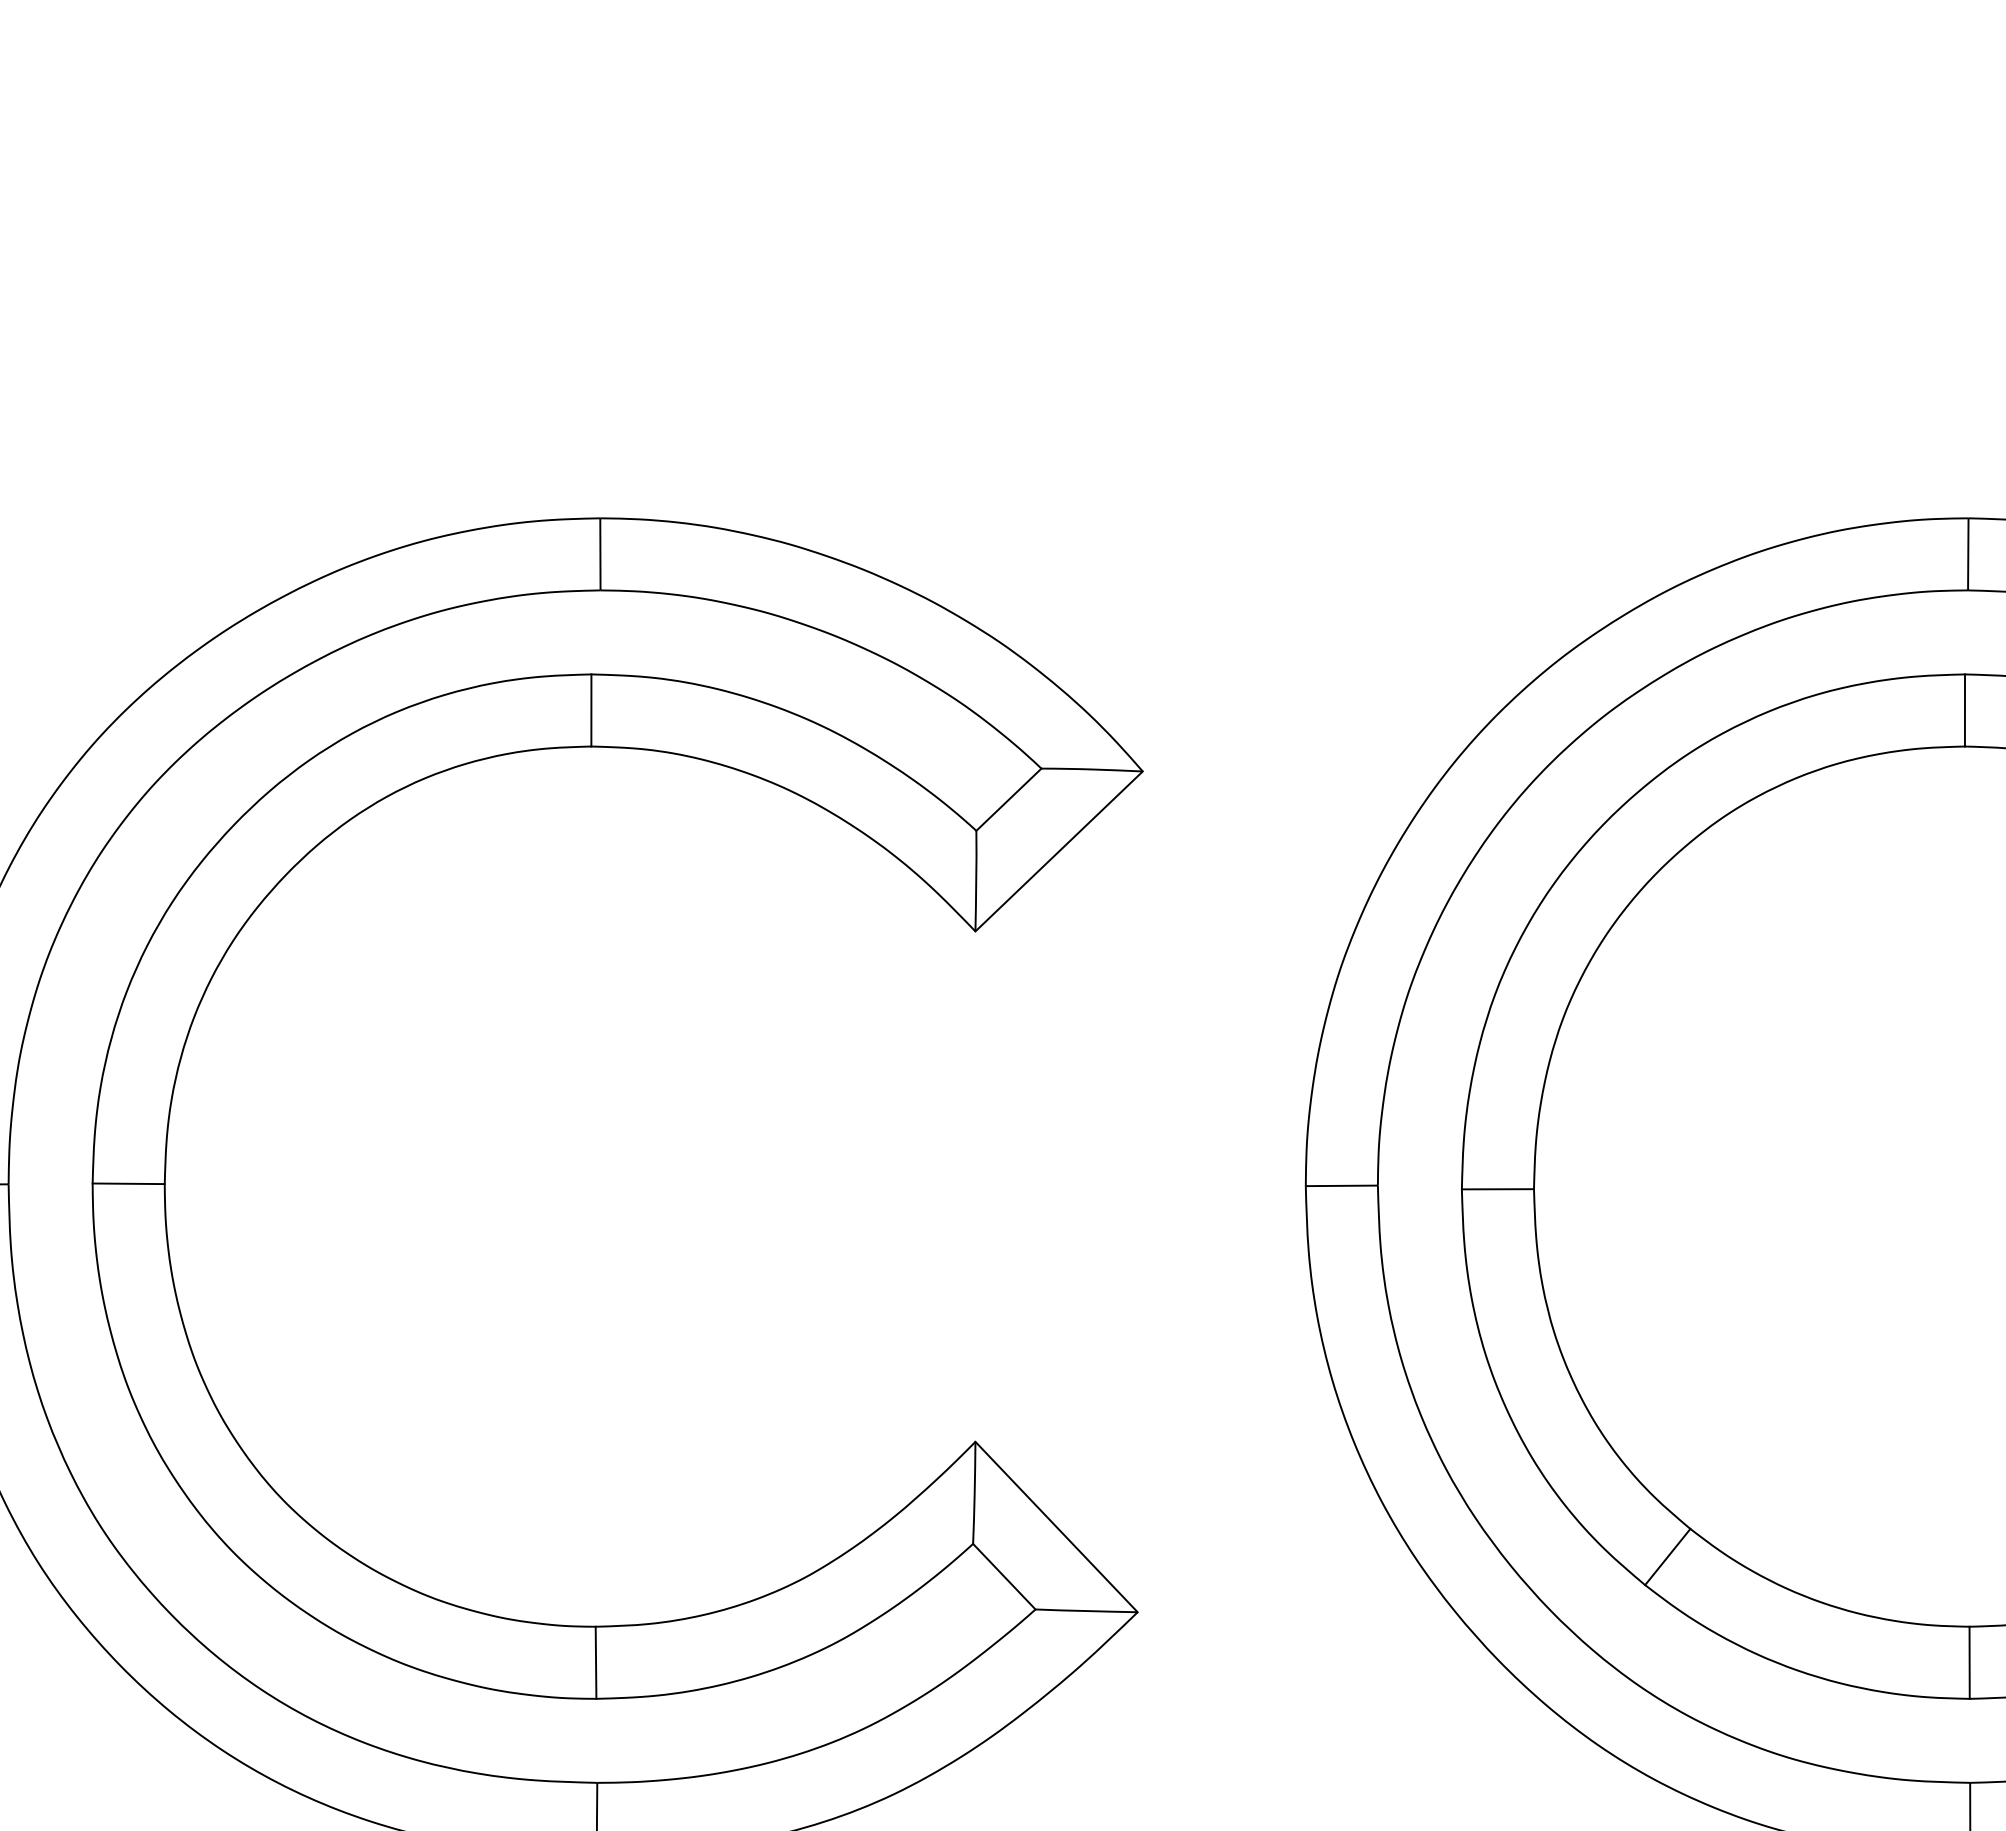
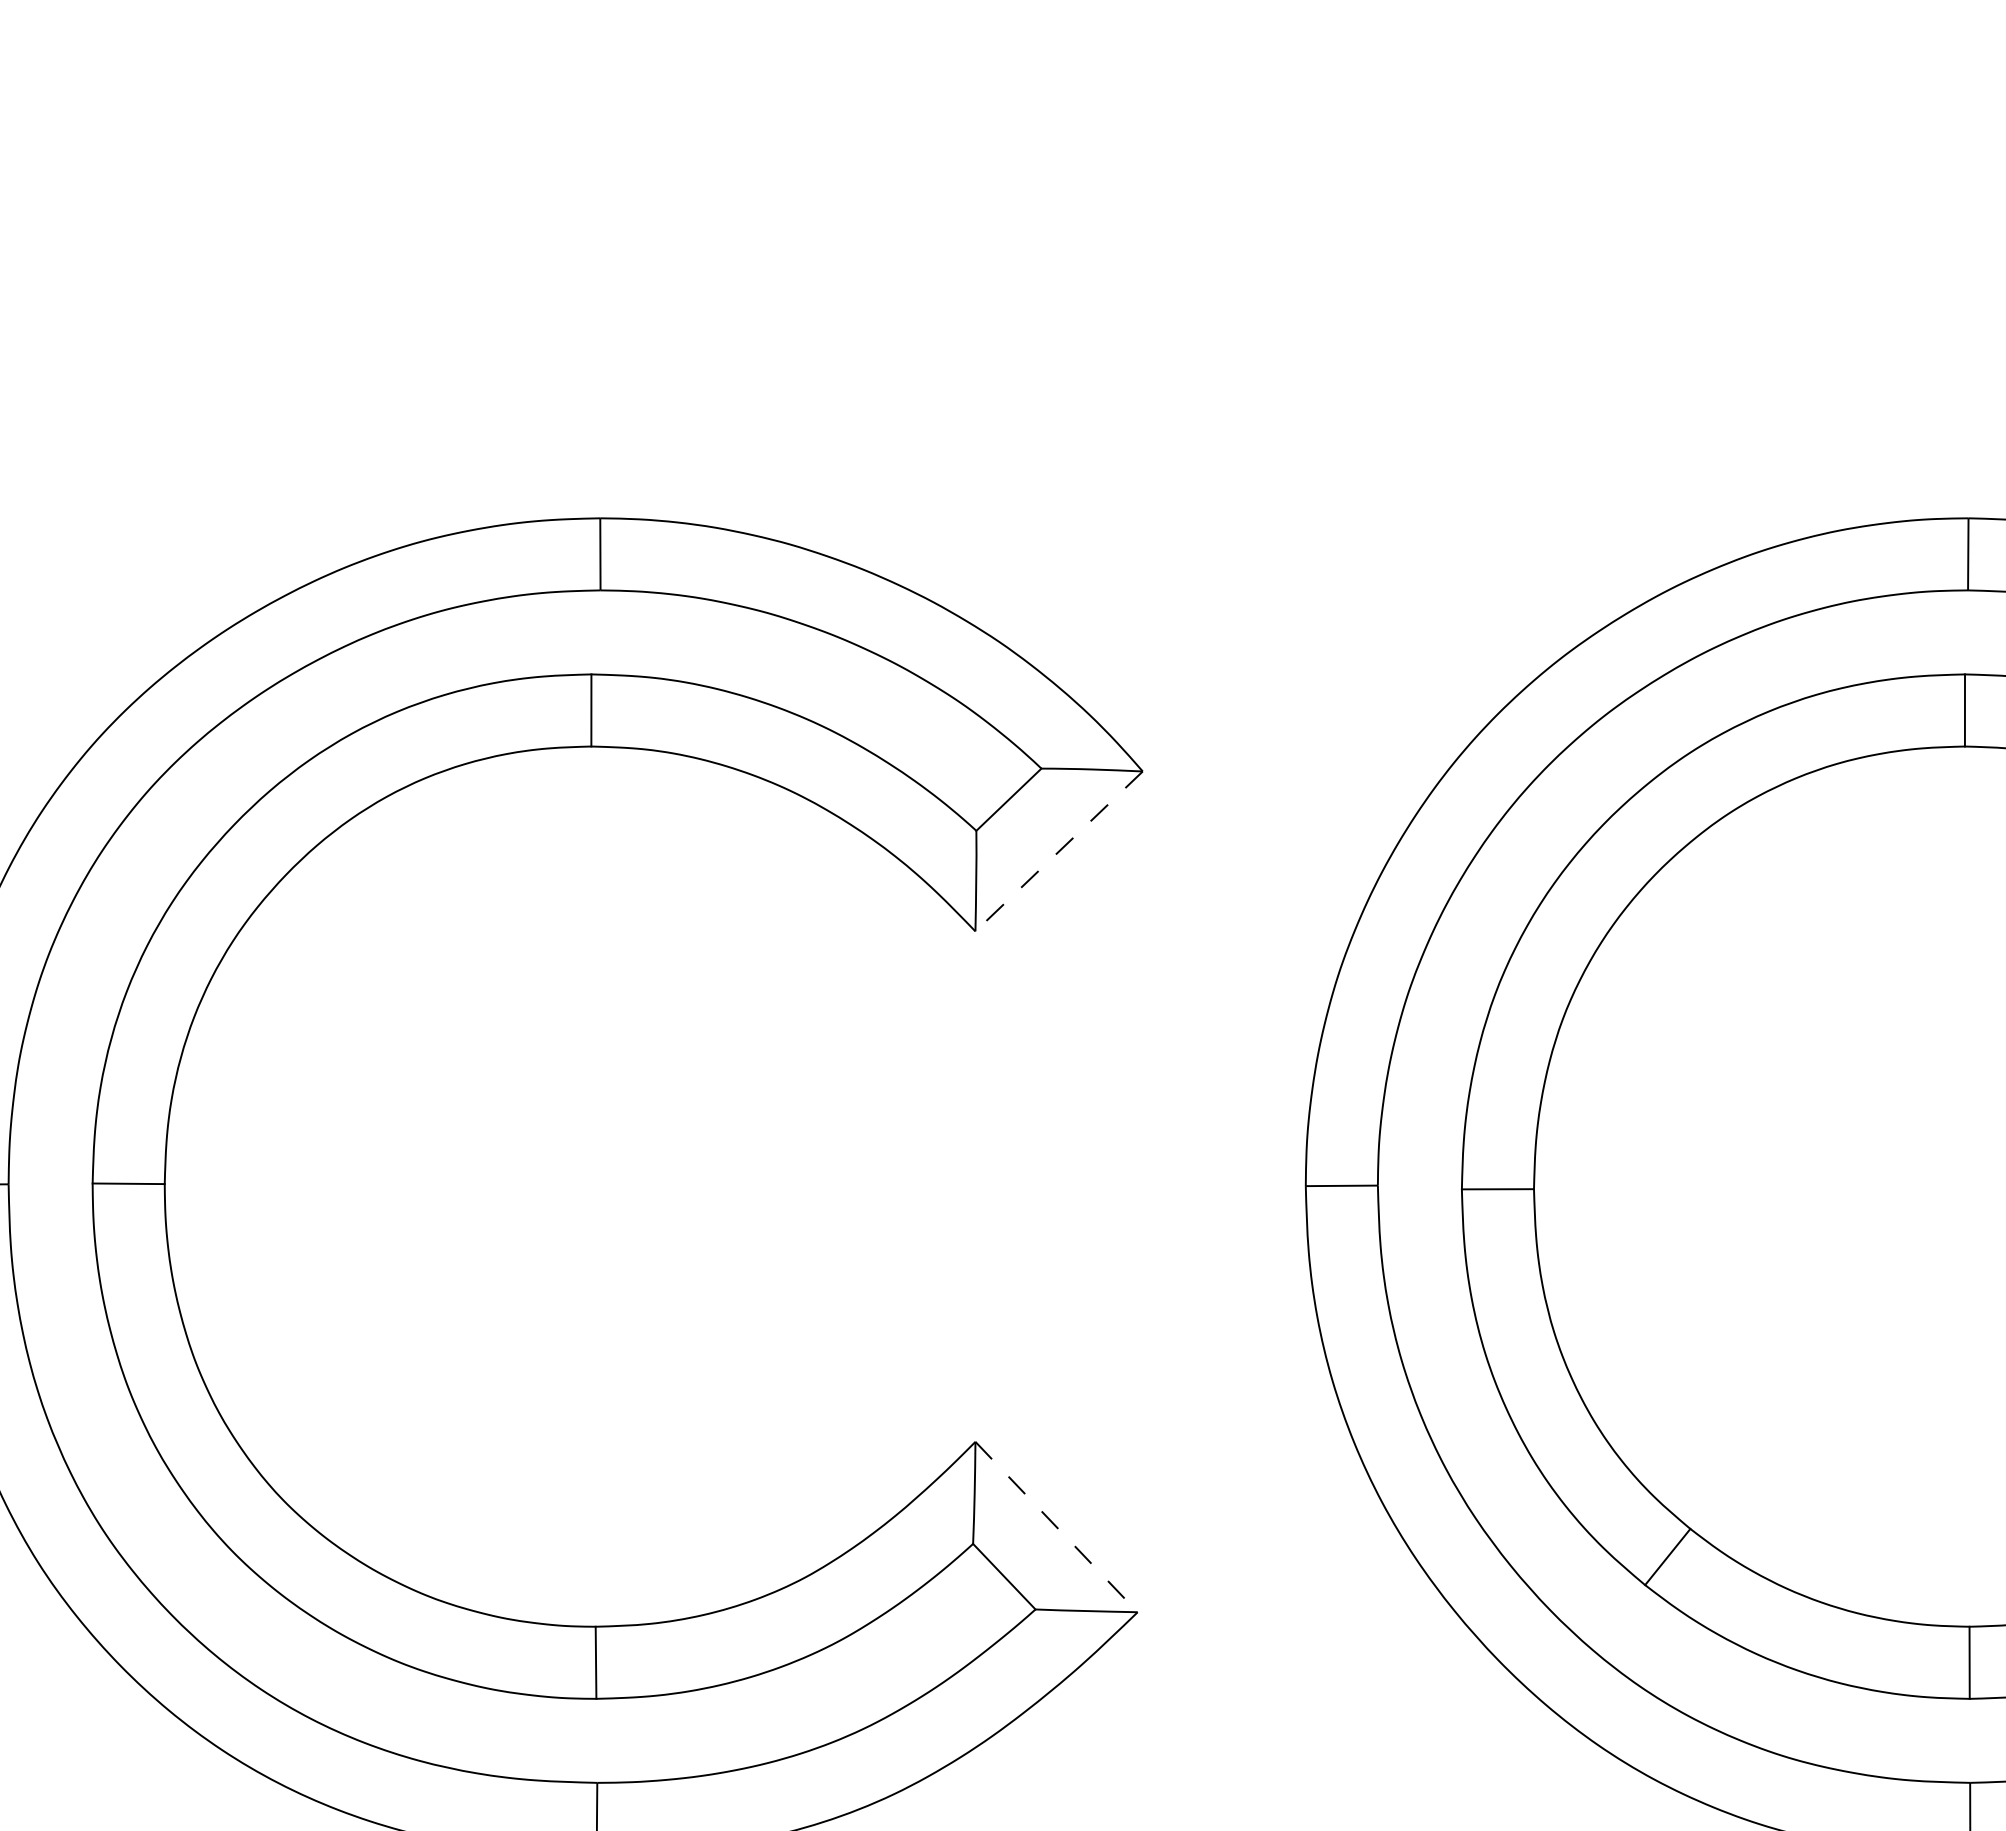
line: solid -> dashed (1059, 851)
line: solid -> dashed (1056, 1527)
